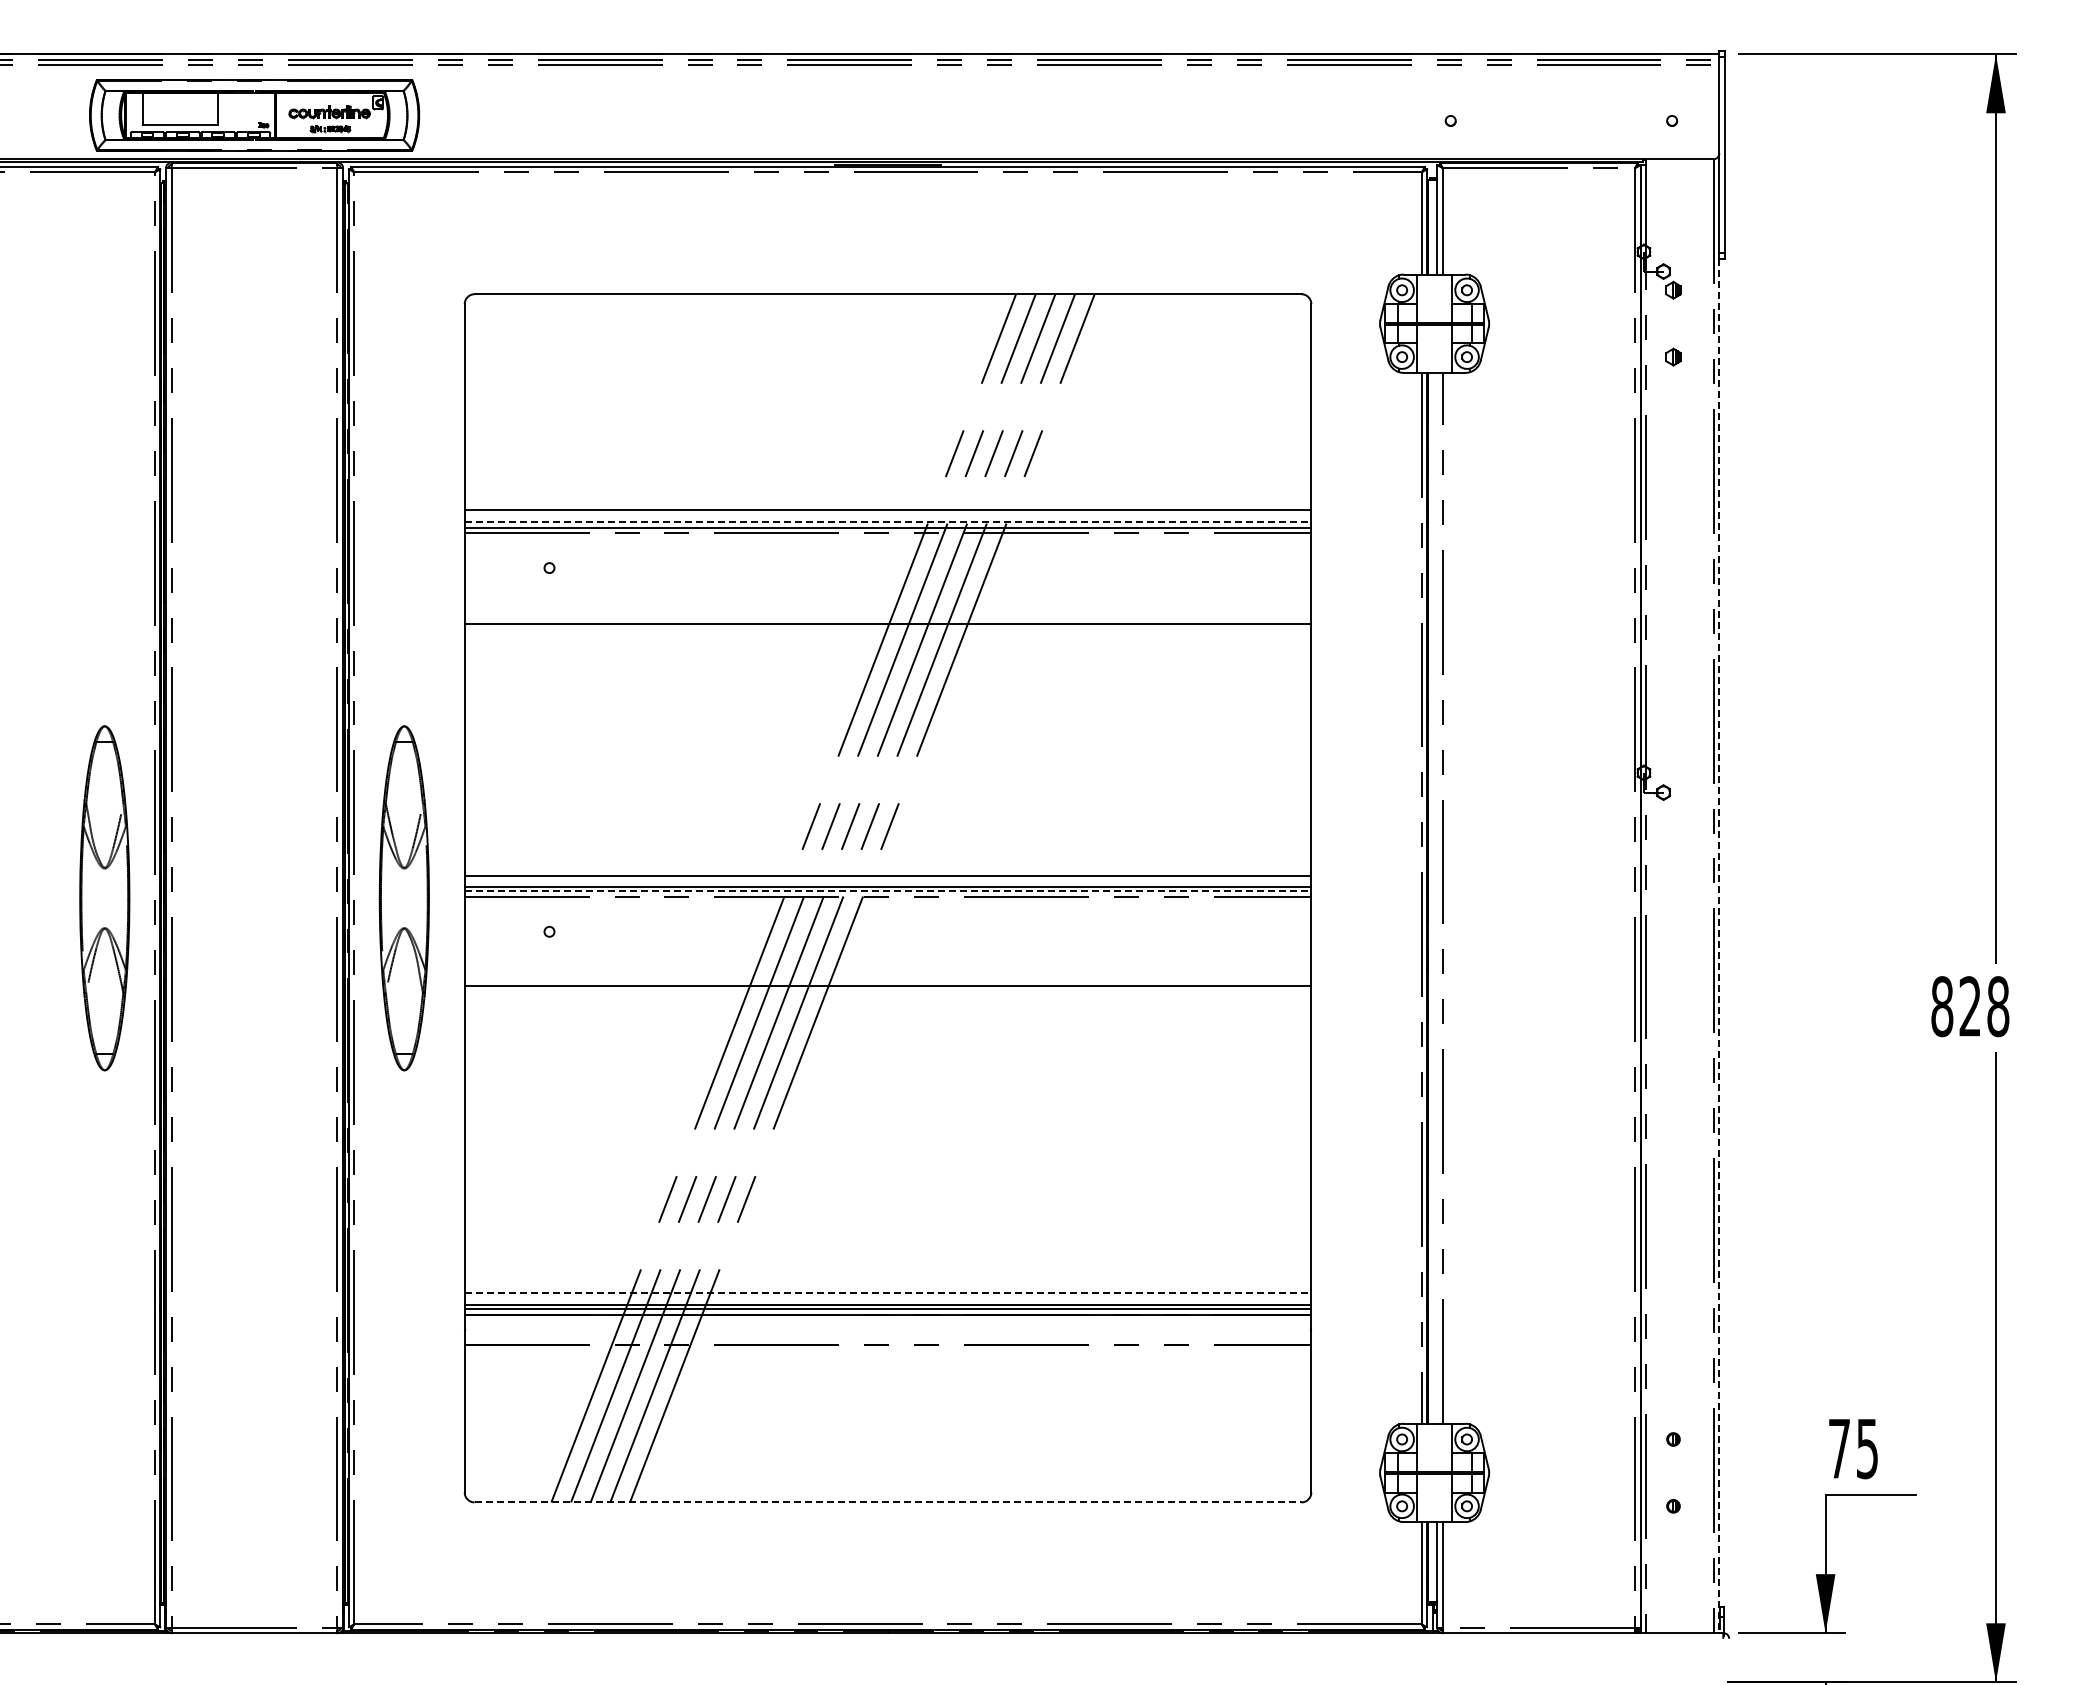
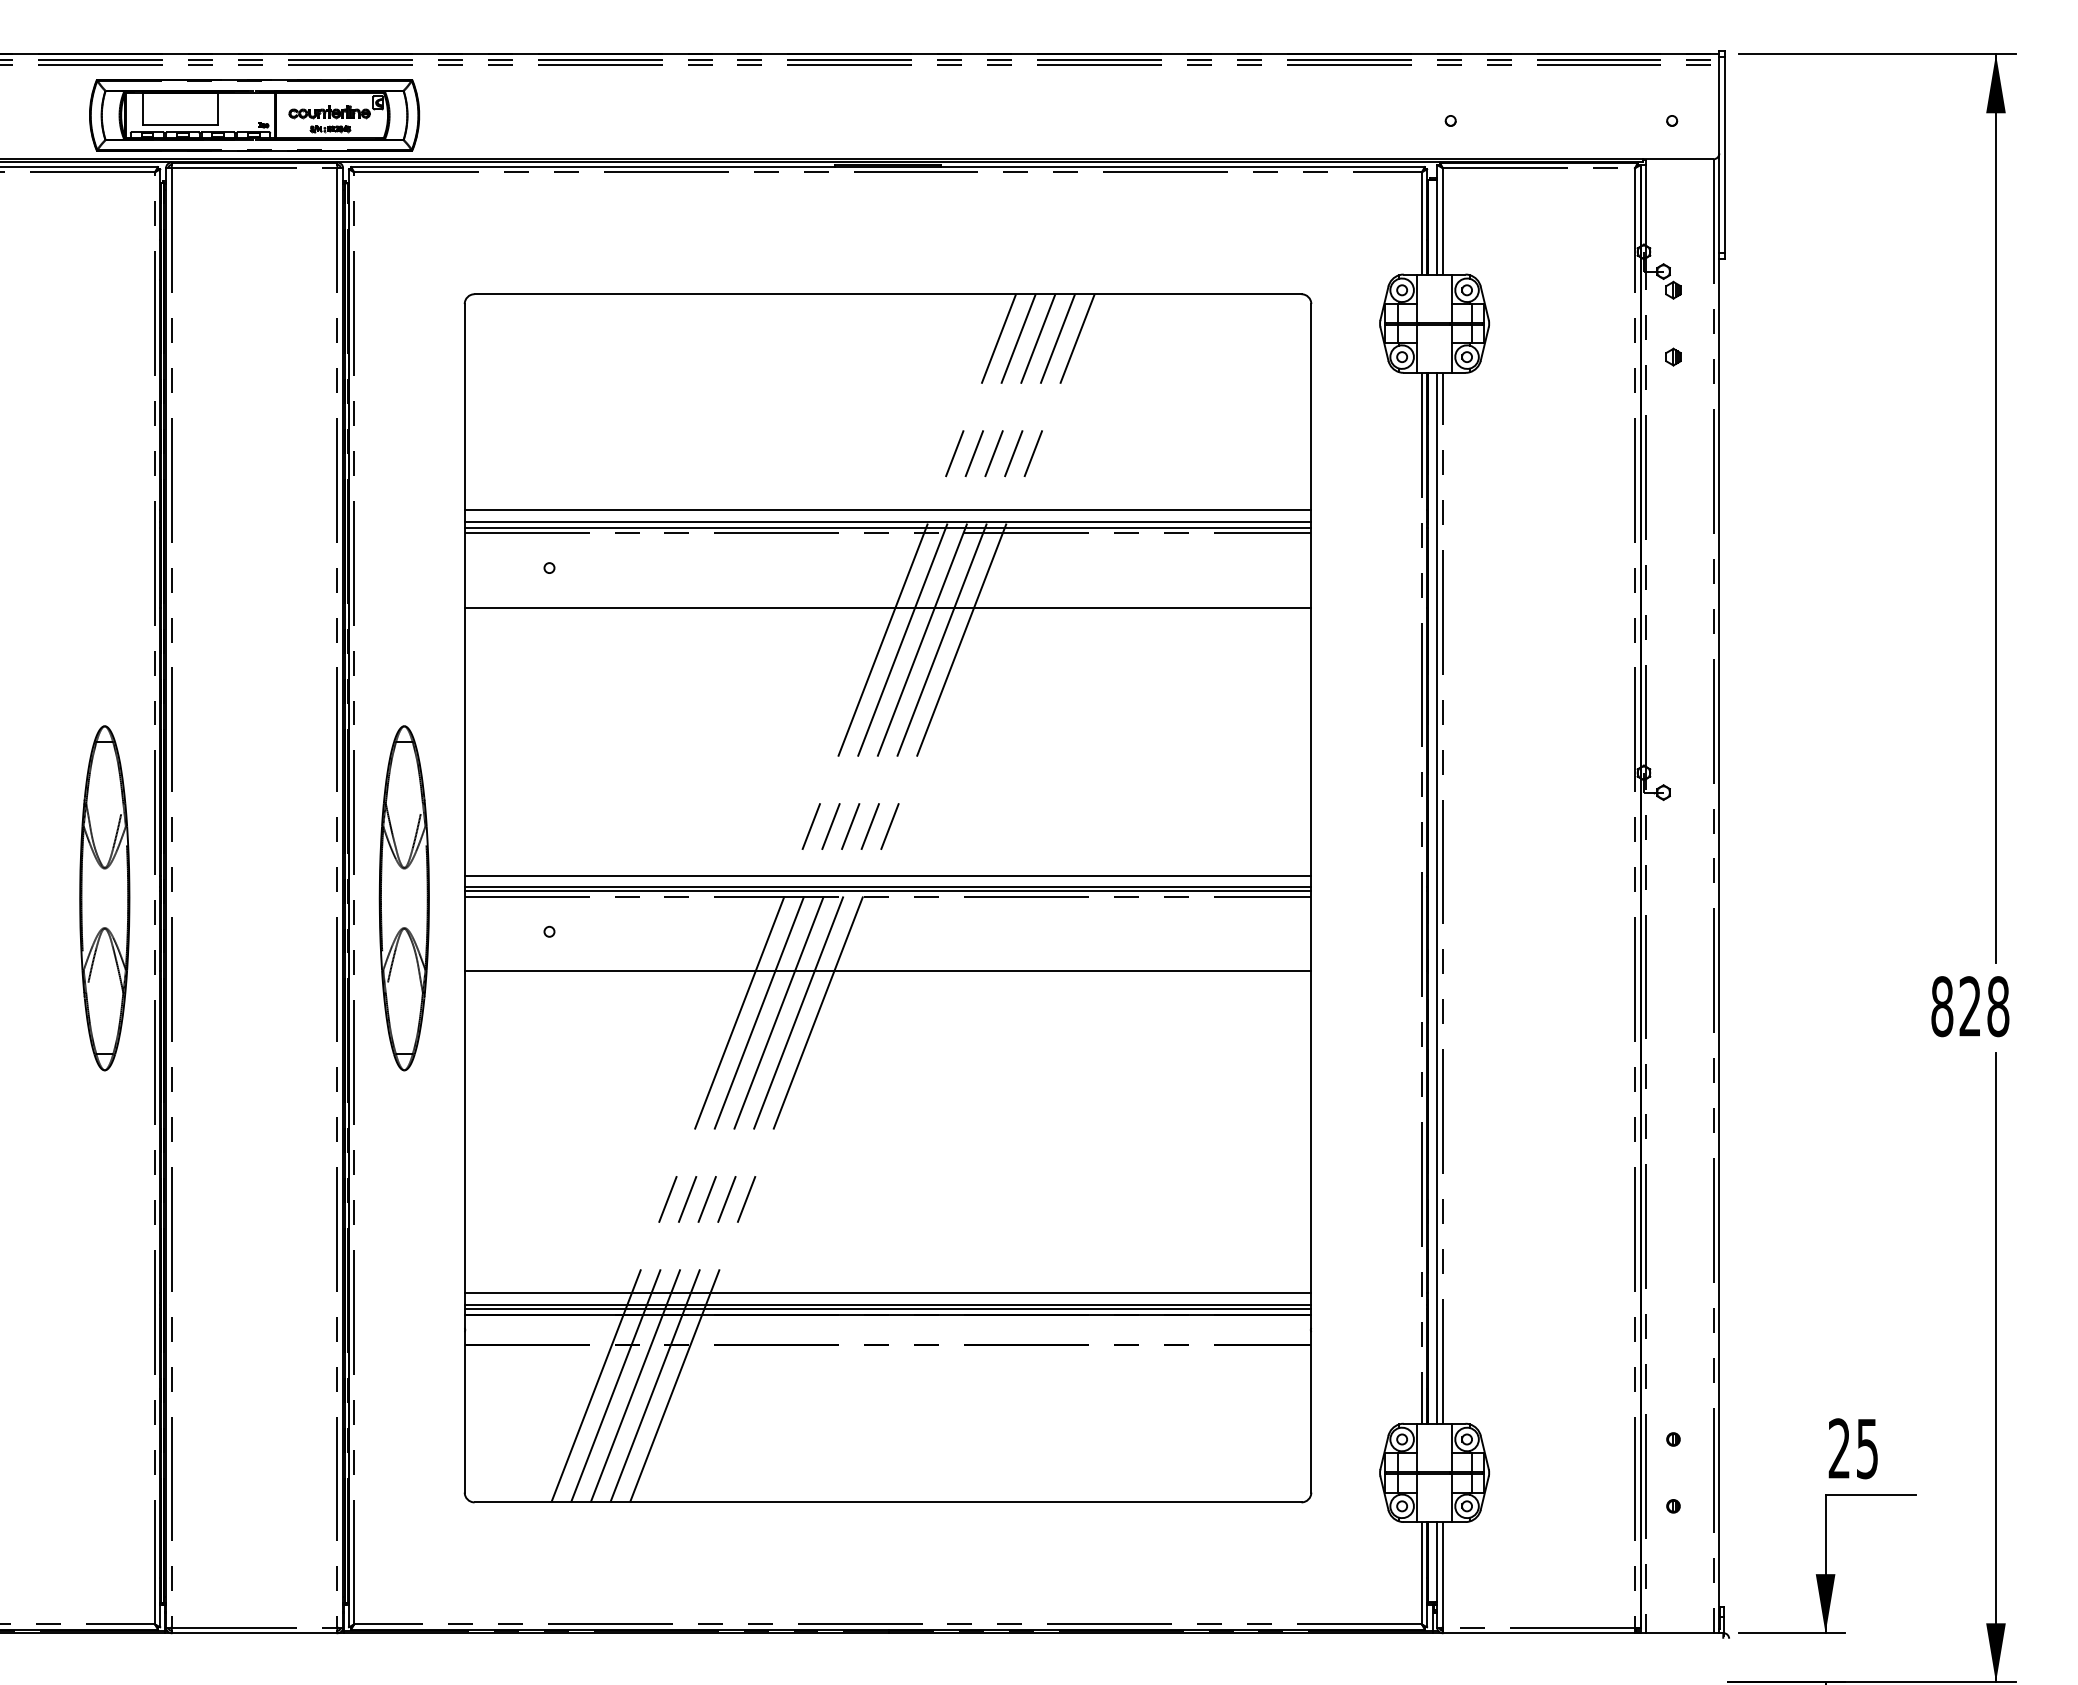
line: dashed -> solid (888, 522)
line position: (887, 623) -> (887, 607) (887, 607)
line: dashed -> solid (888, 891)
line: none -> present (1437, 897)
line: dashed -> solid (1719, 946)
line position: (887, 986) -> (887, 971) (887, 971)
line: dashed -> solid (888, 1293)
text: 75 -> 25 (1838, 1448)
line: dashed -> solid (888, 1502)
